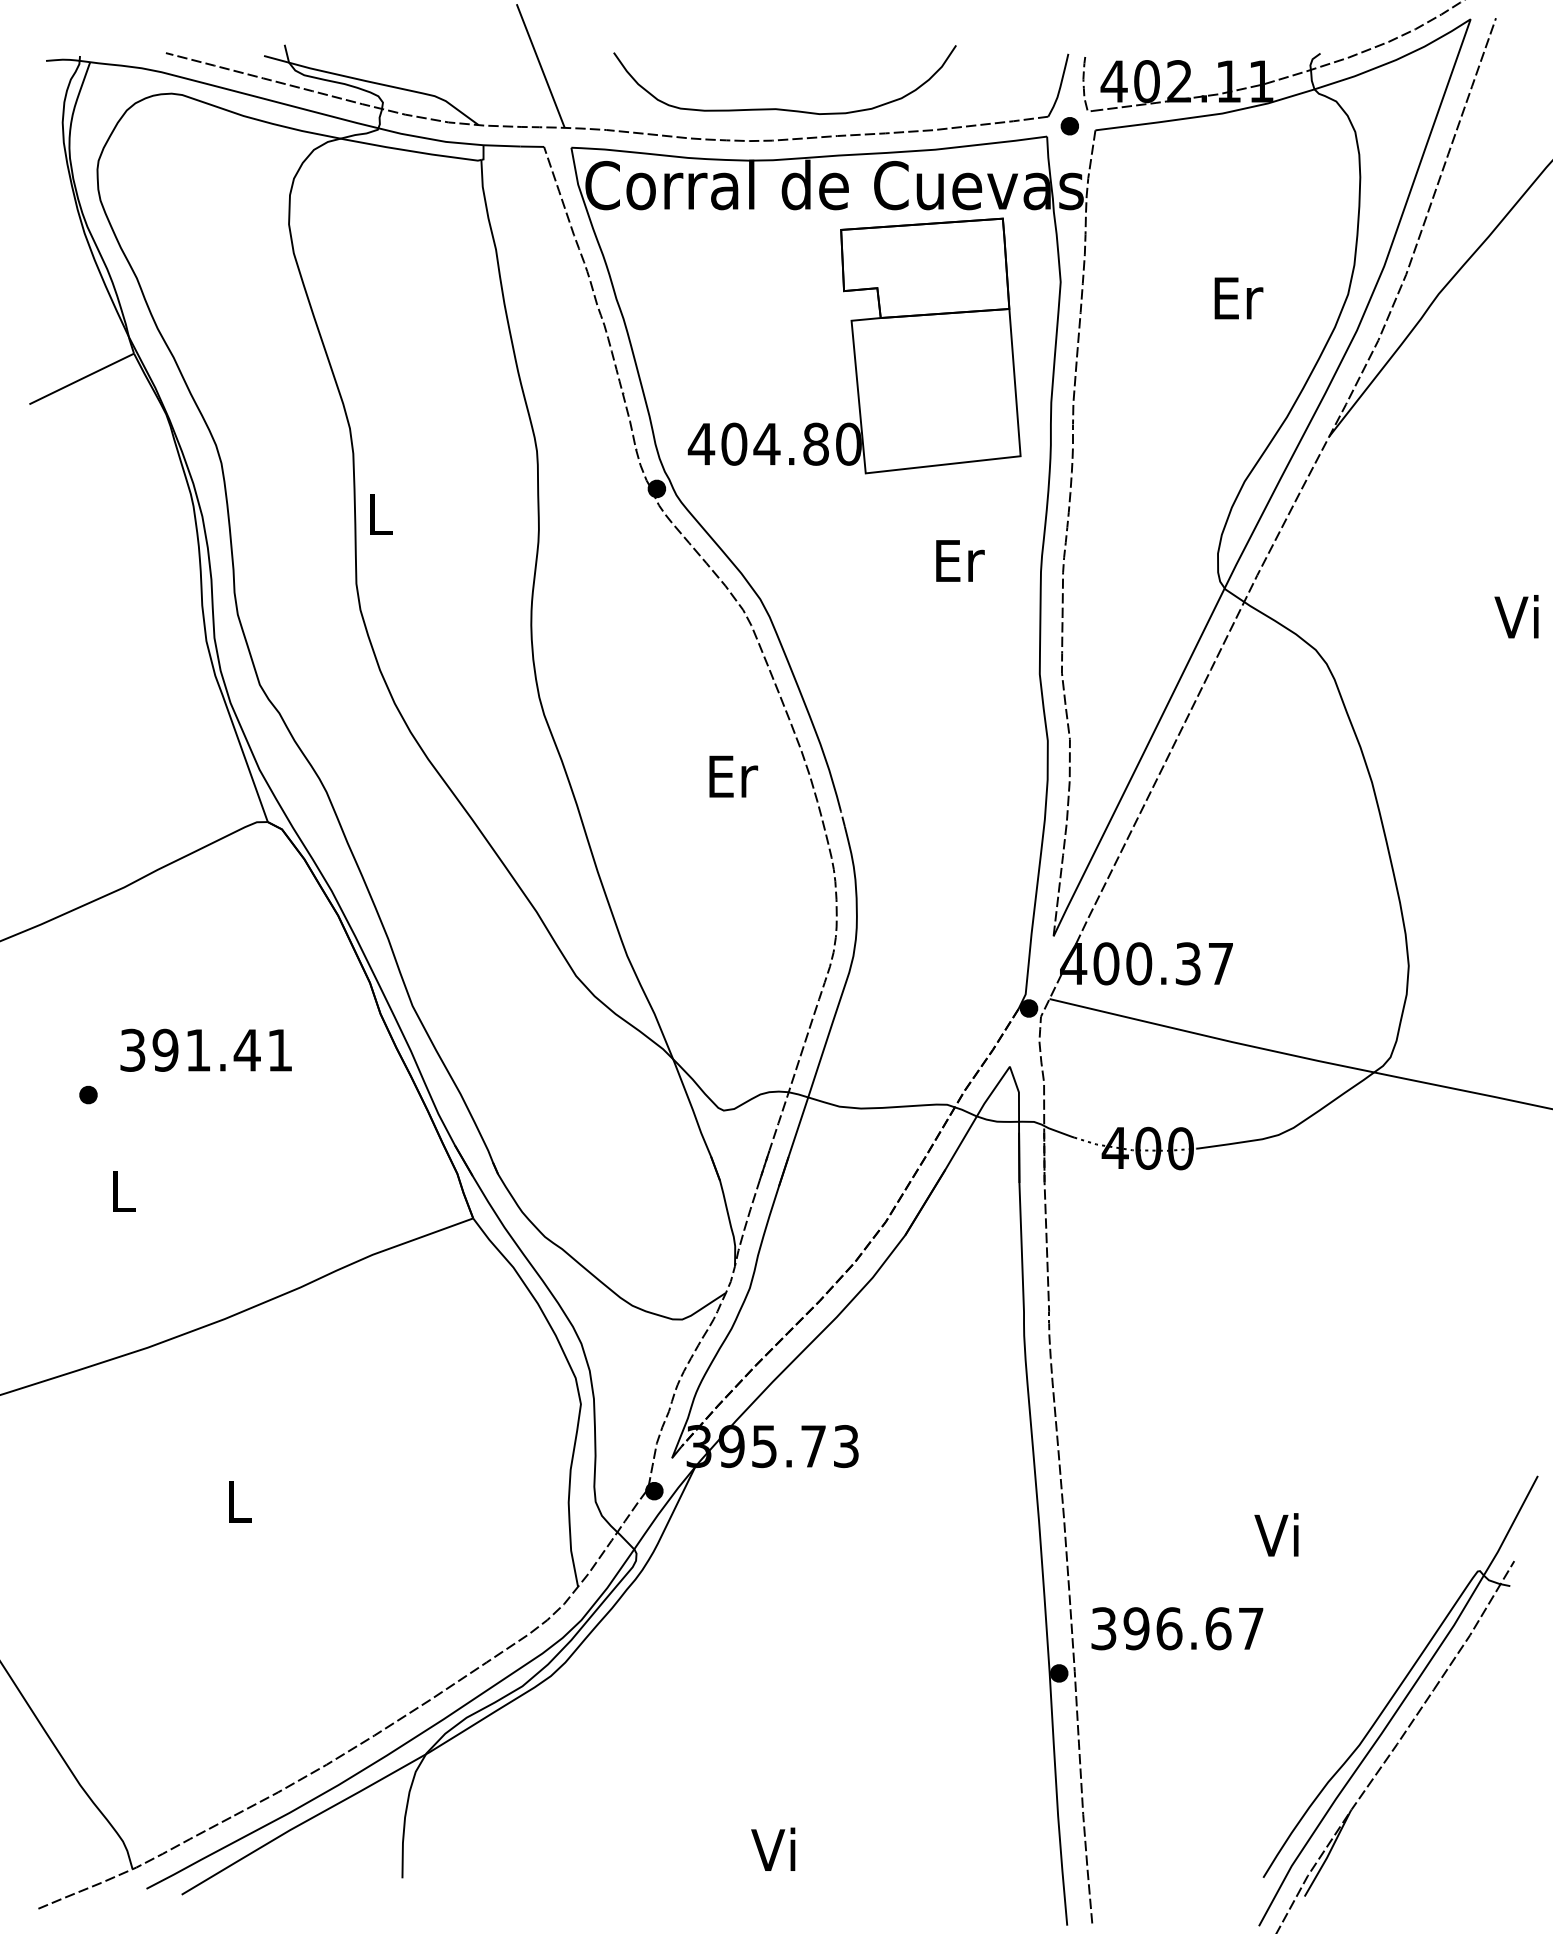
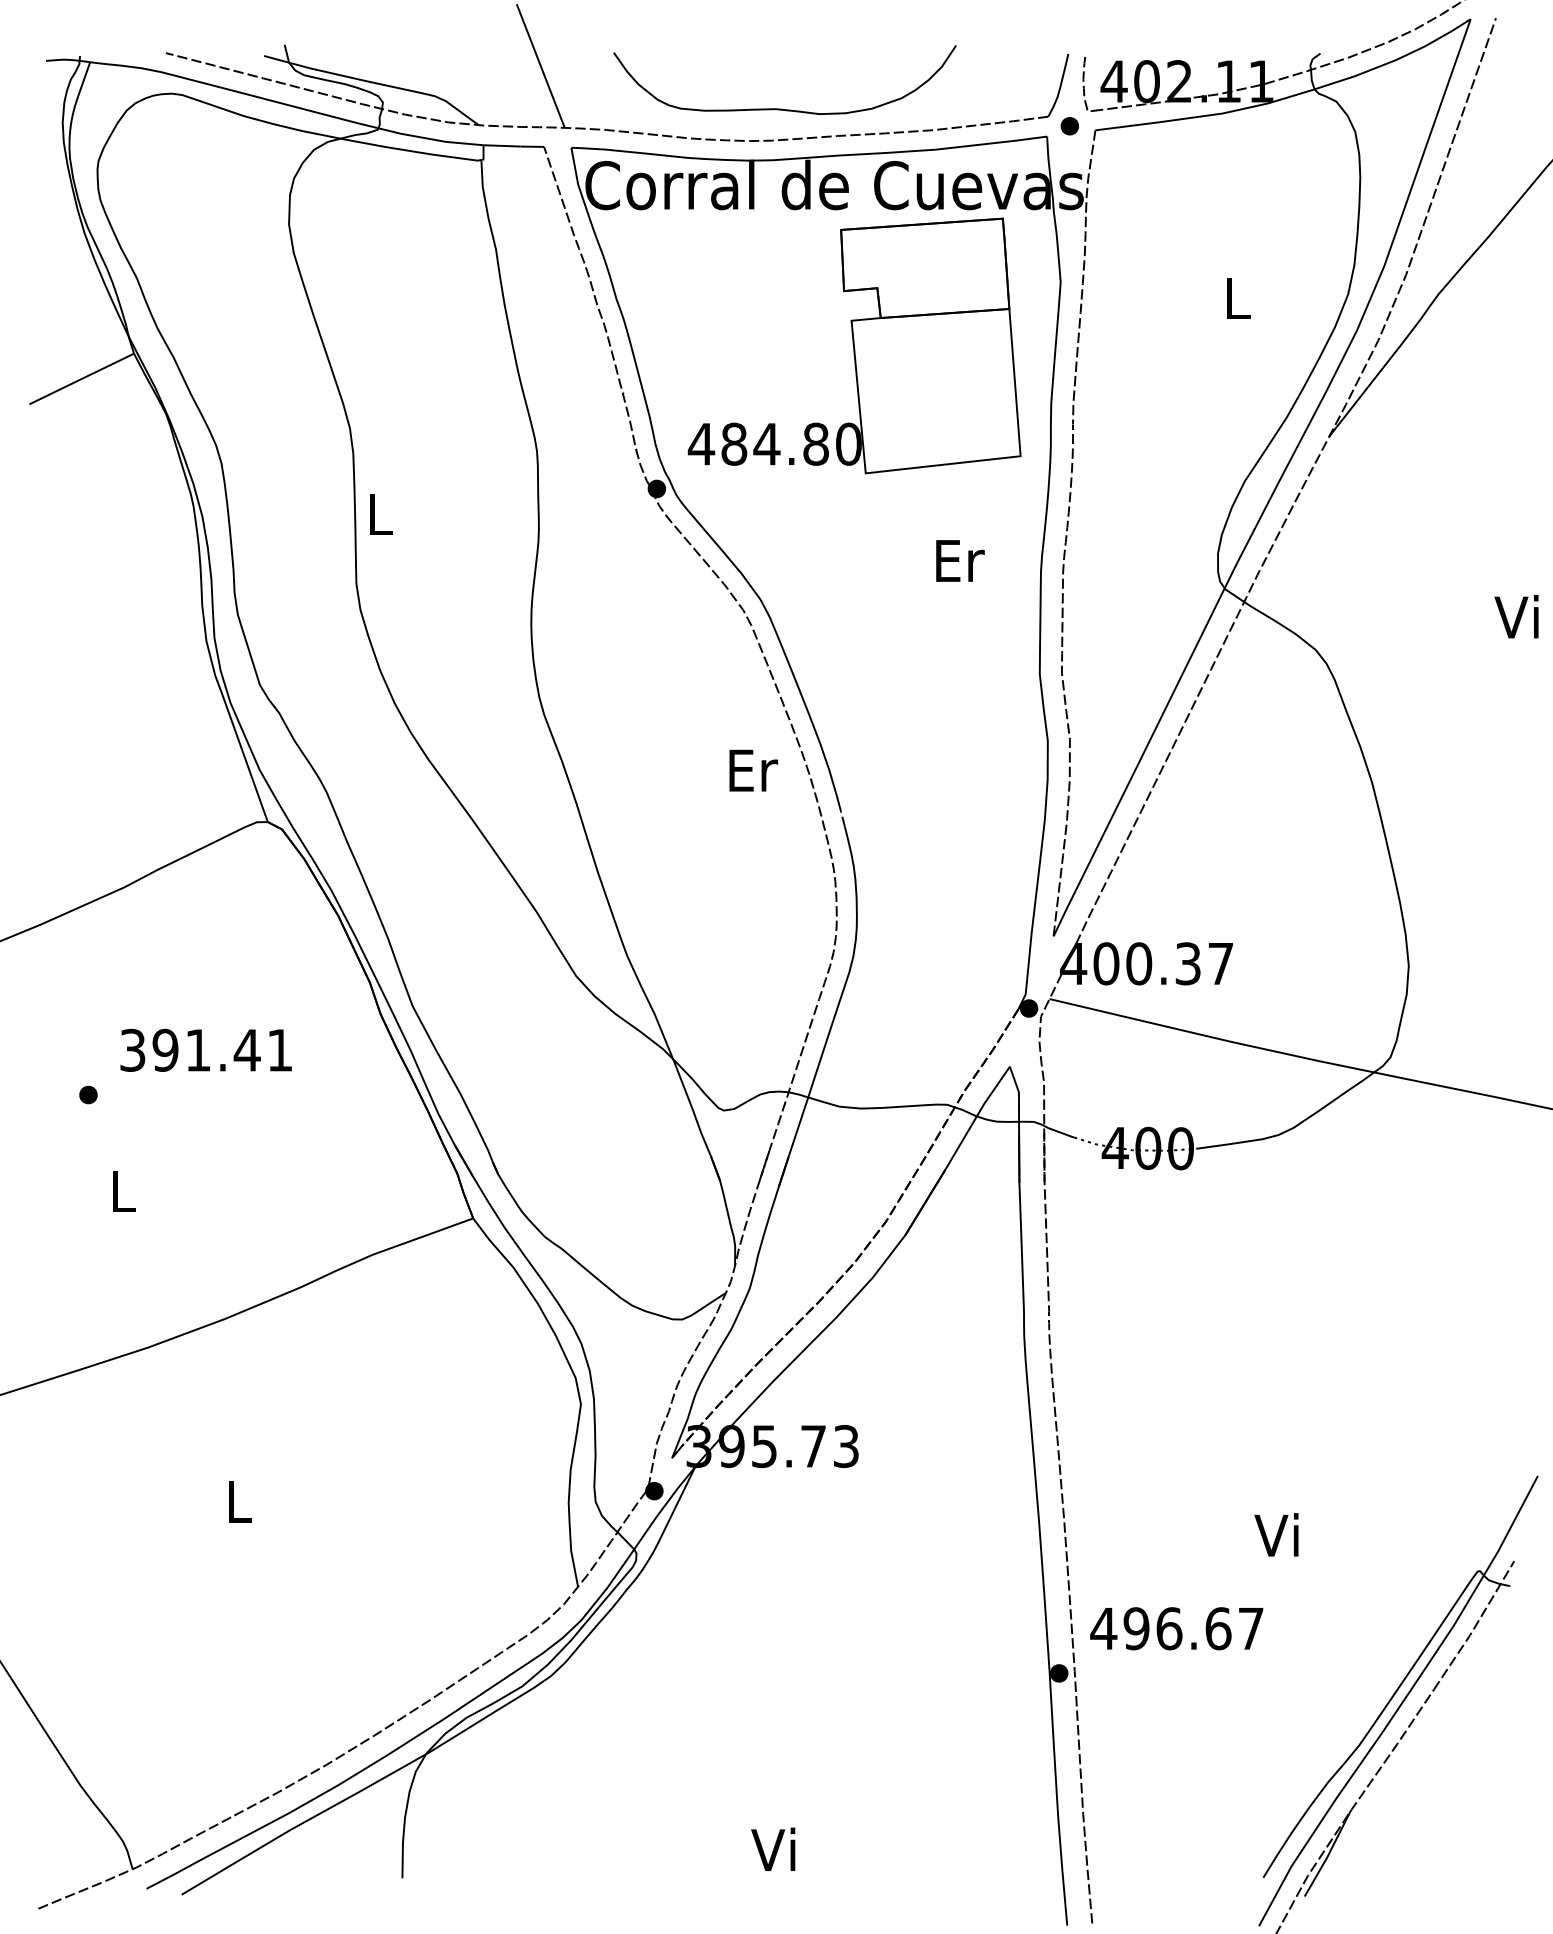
text: Er -> L (1238, 298)
text: 404.80 -> 484.80 (734, 444)
text position: (733, 776) -> (753, 770) (753, 770)
text: 396.67 -> 496.67 (1103, 1628)
